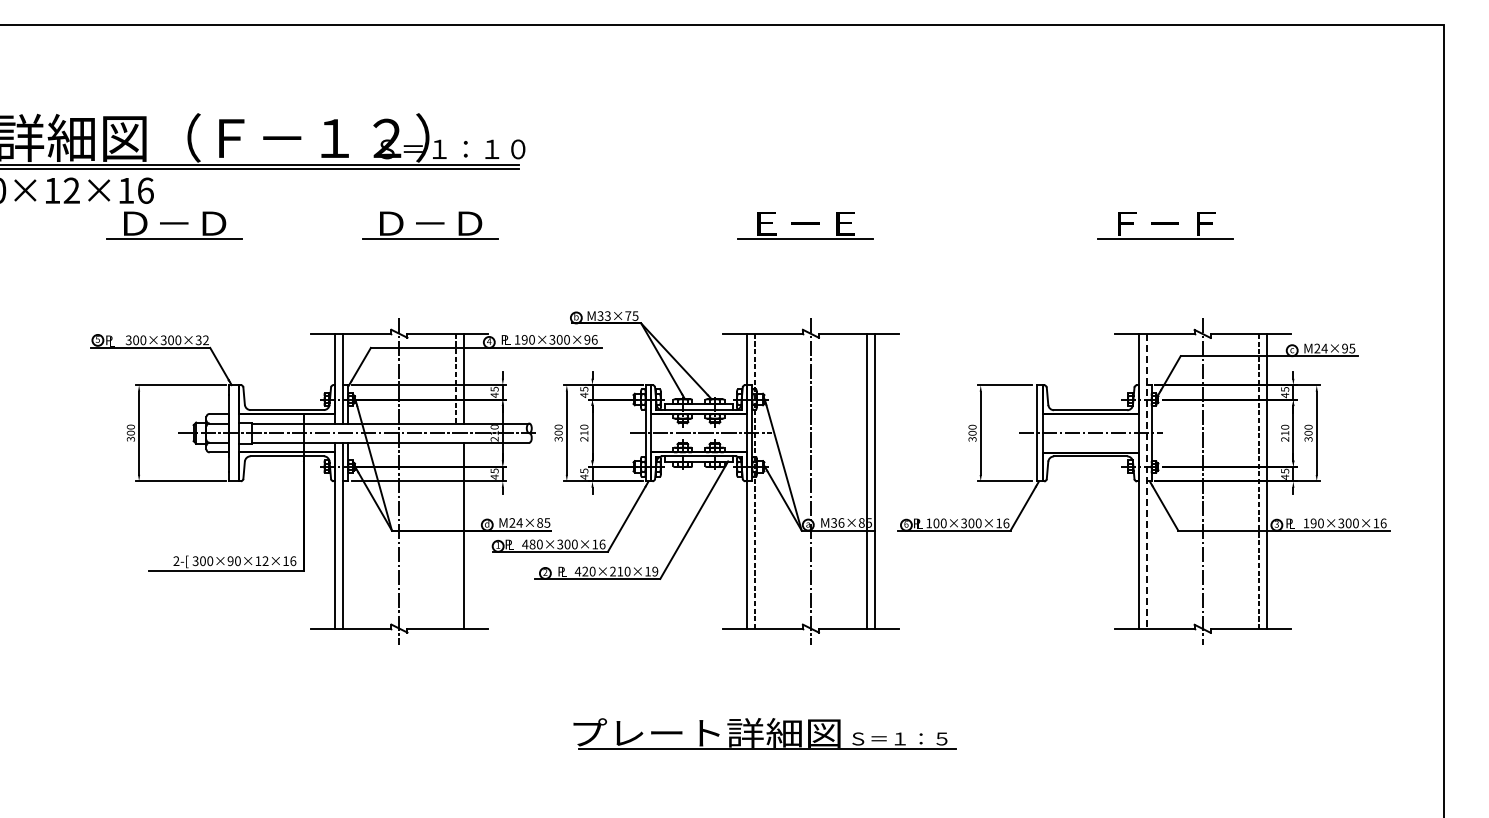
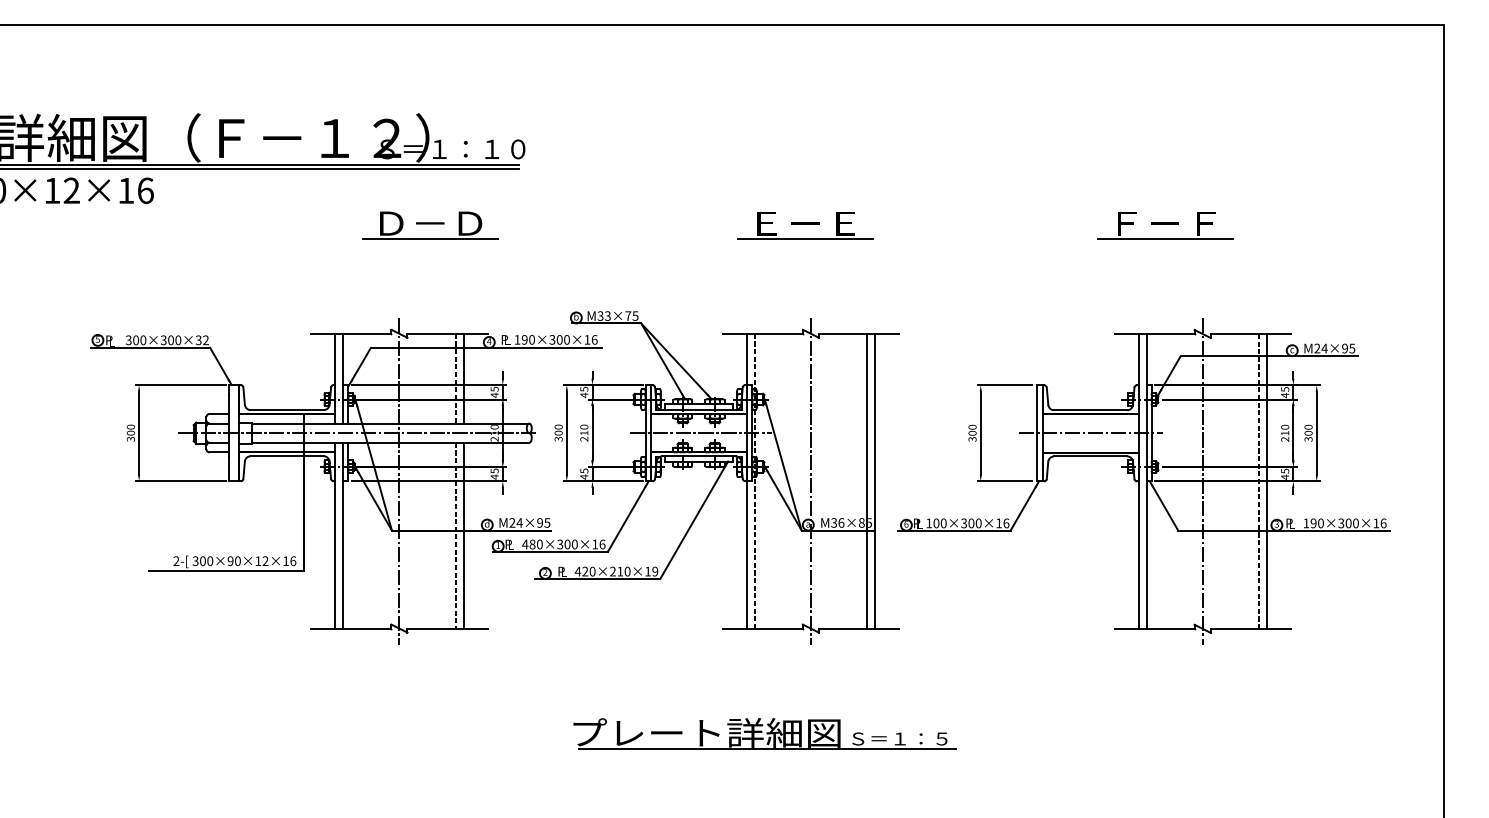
part: present -> none (174, 225)
text: 190×300×96 -> 190×300×16 (587, 339)
line: dashed -> solid (1146, 481)
text: M24×85 -> M24×95 (540, 522)
line: none -> present (455, 535)
